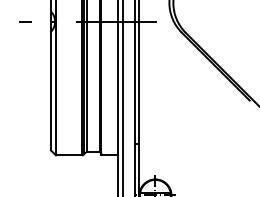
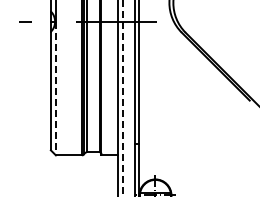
line: solid -> dashed (55, 88)
line: solid -> dashed (123, 97)
